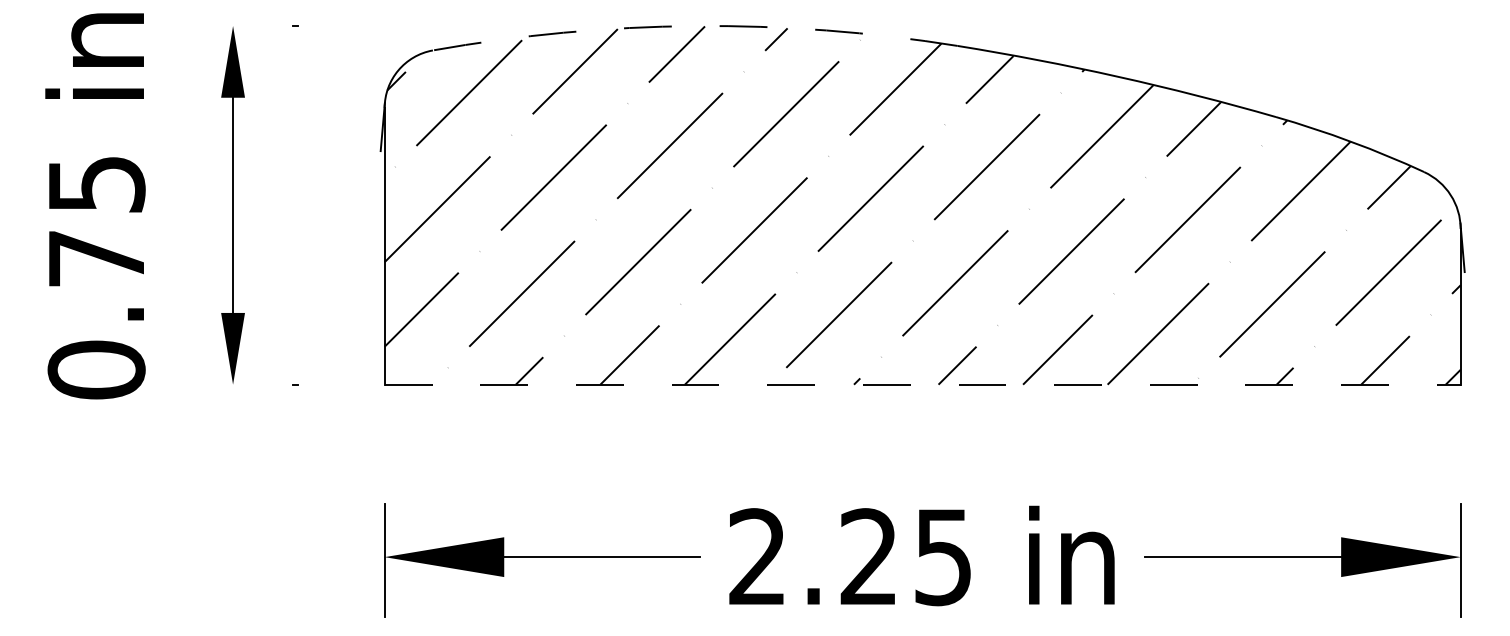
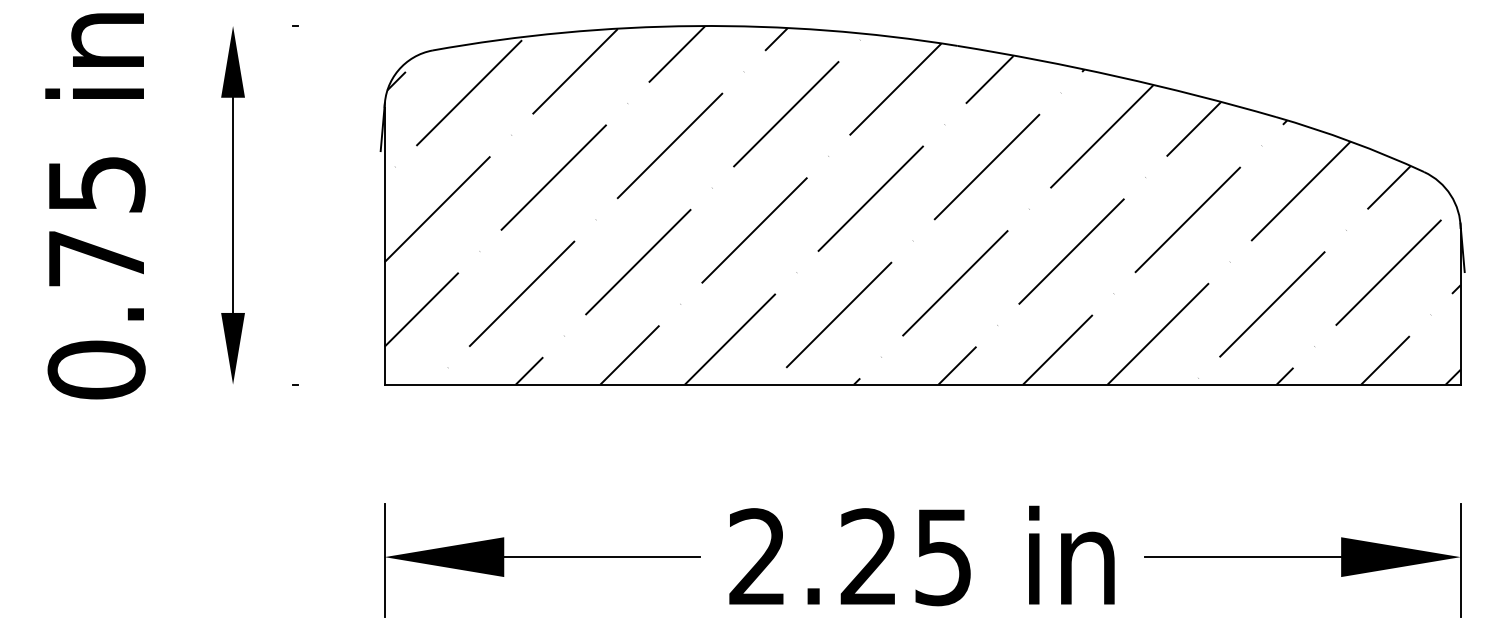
arc: dashed -> solid (695, 26)
line: dashed -> solid (923, 384)
